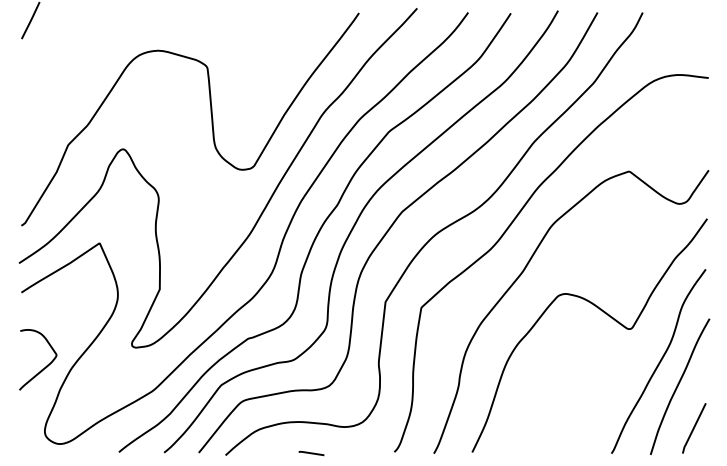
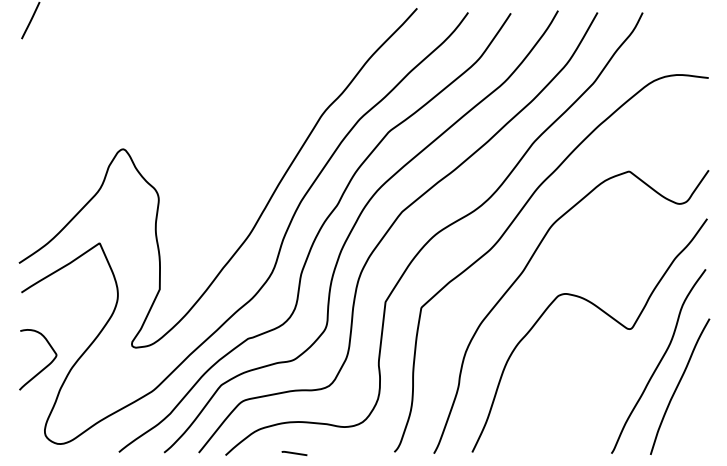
curve: present -> none (210, 113)
line: present -> none (694, 428)
line position: (311, 453) -> (294, 453) (294, 453)
